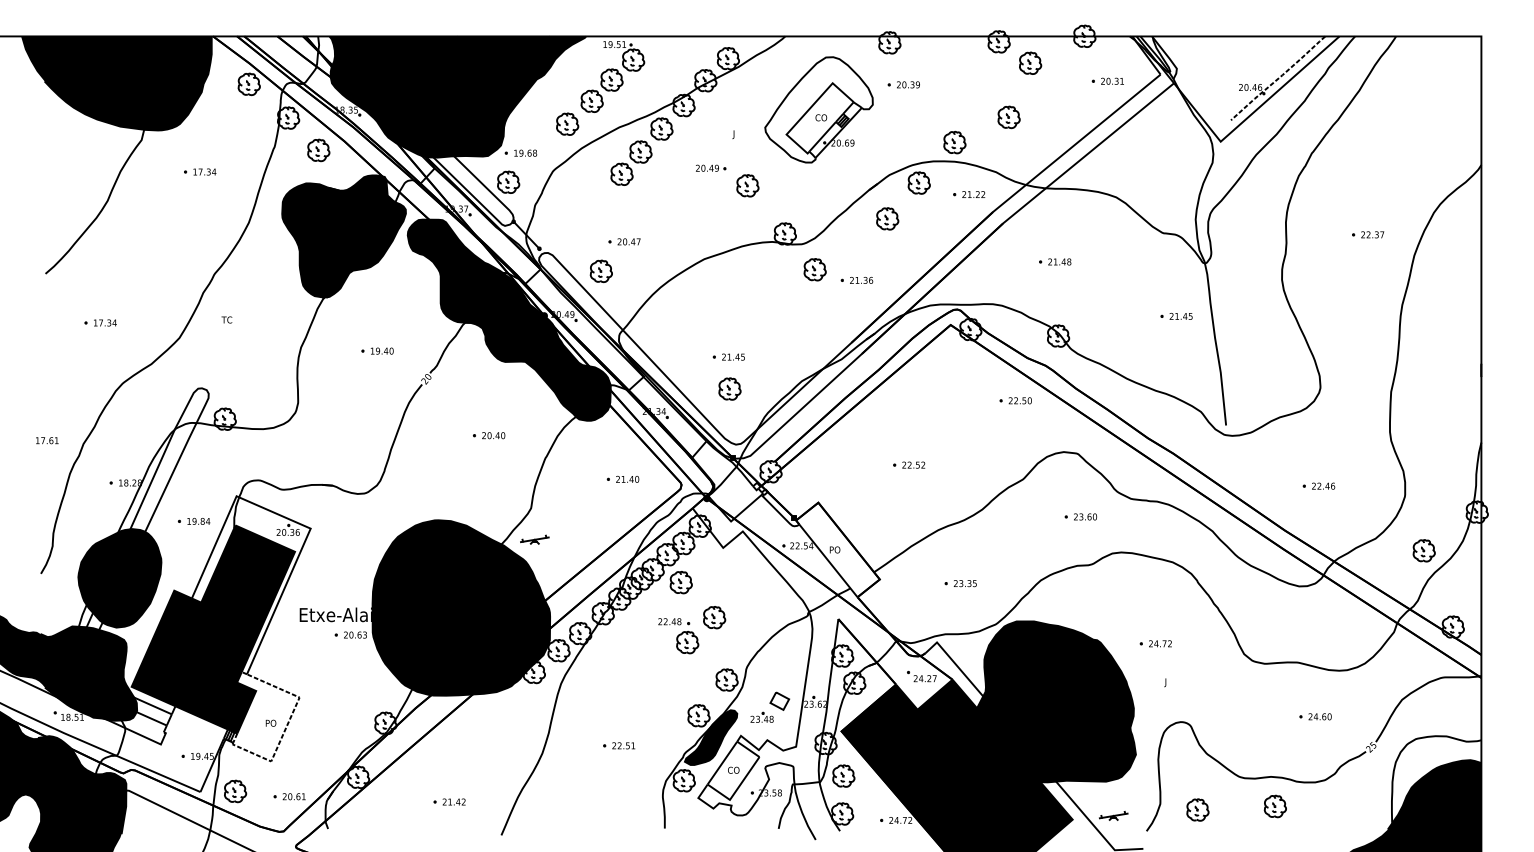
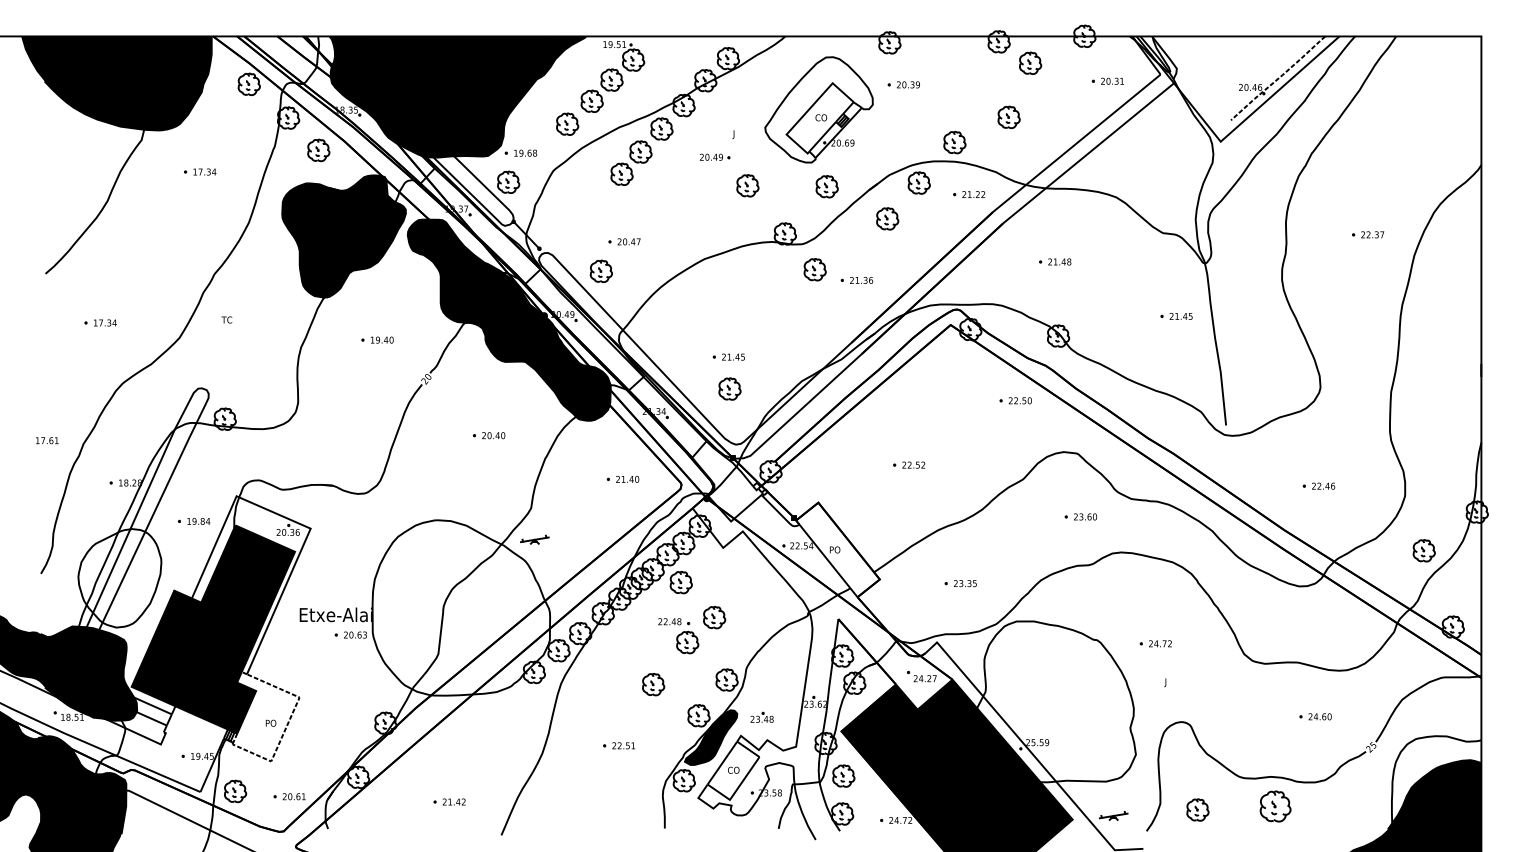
part position: (711, 167) -> (715, 156) (715, 156)
part: none -> present (826, 186)
part position: (377, 350) -> (377, 339) (377, 339)
fill: present -> none (119, 578)
fill: present -> none (461, 607)
part: none -> present (653, 684)
part: present -> none (779, 700)
fill: present -> none (1054, 701)
part size: 24x25 px -> 33x33 px (1275, 806)
